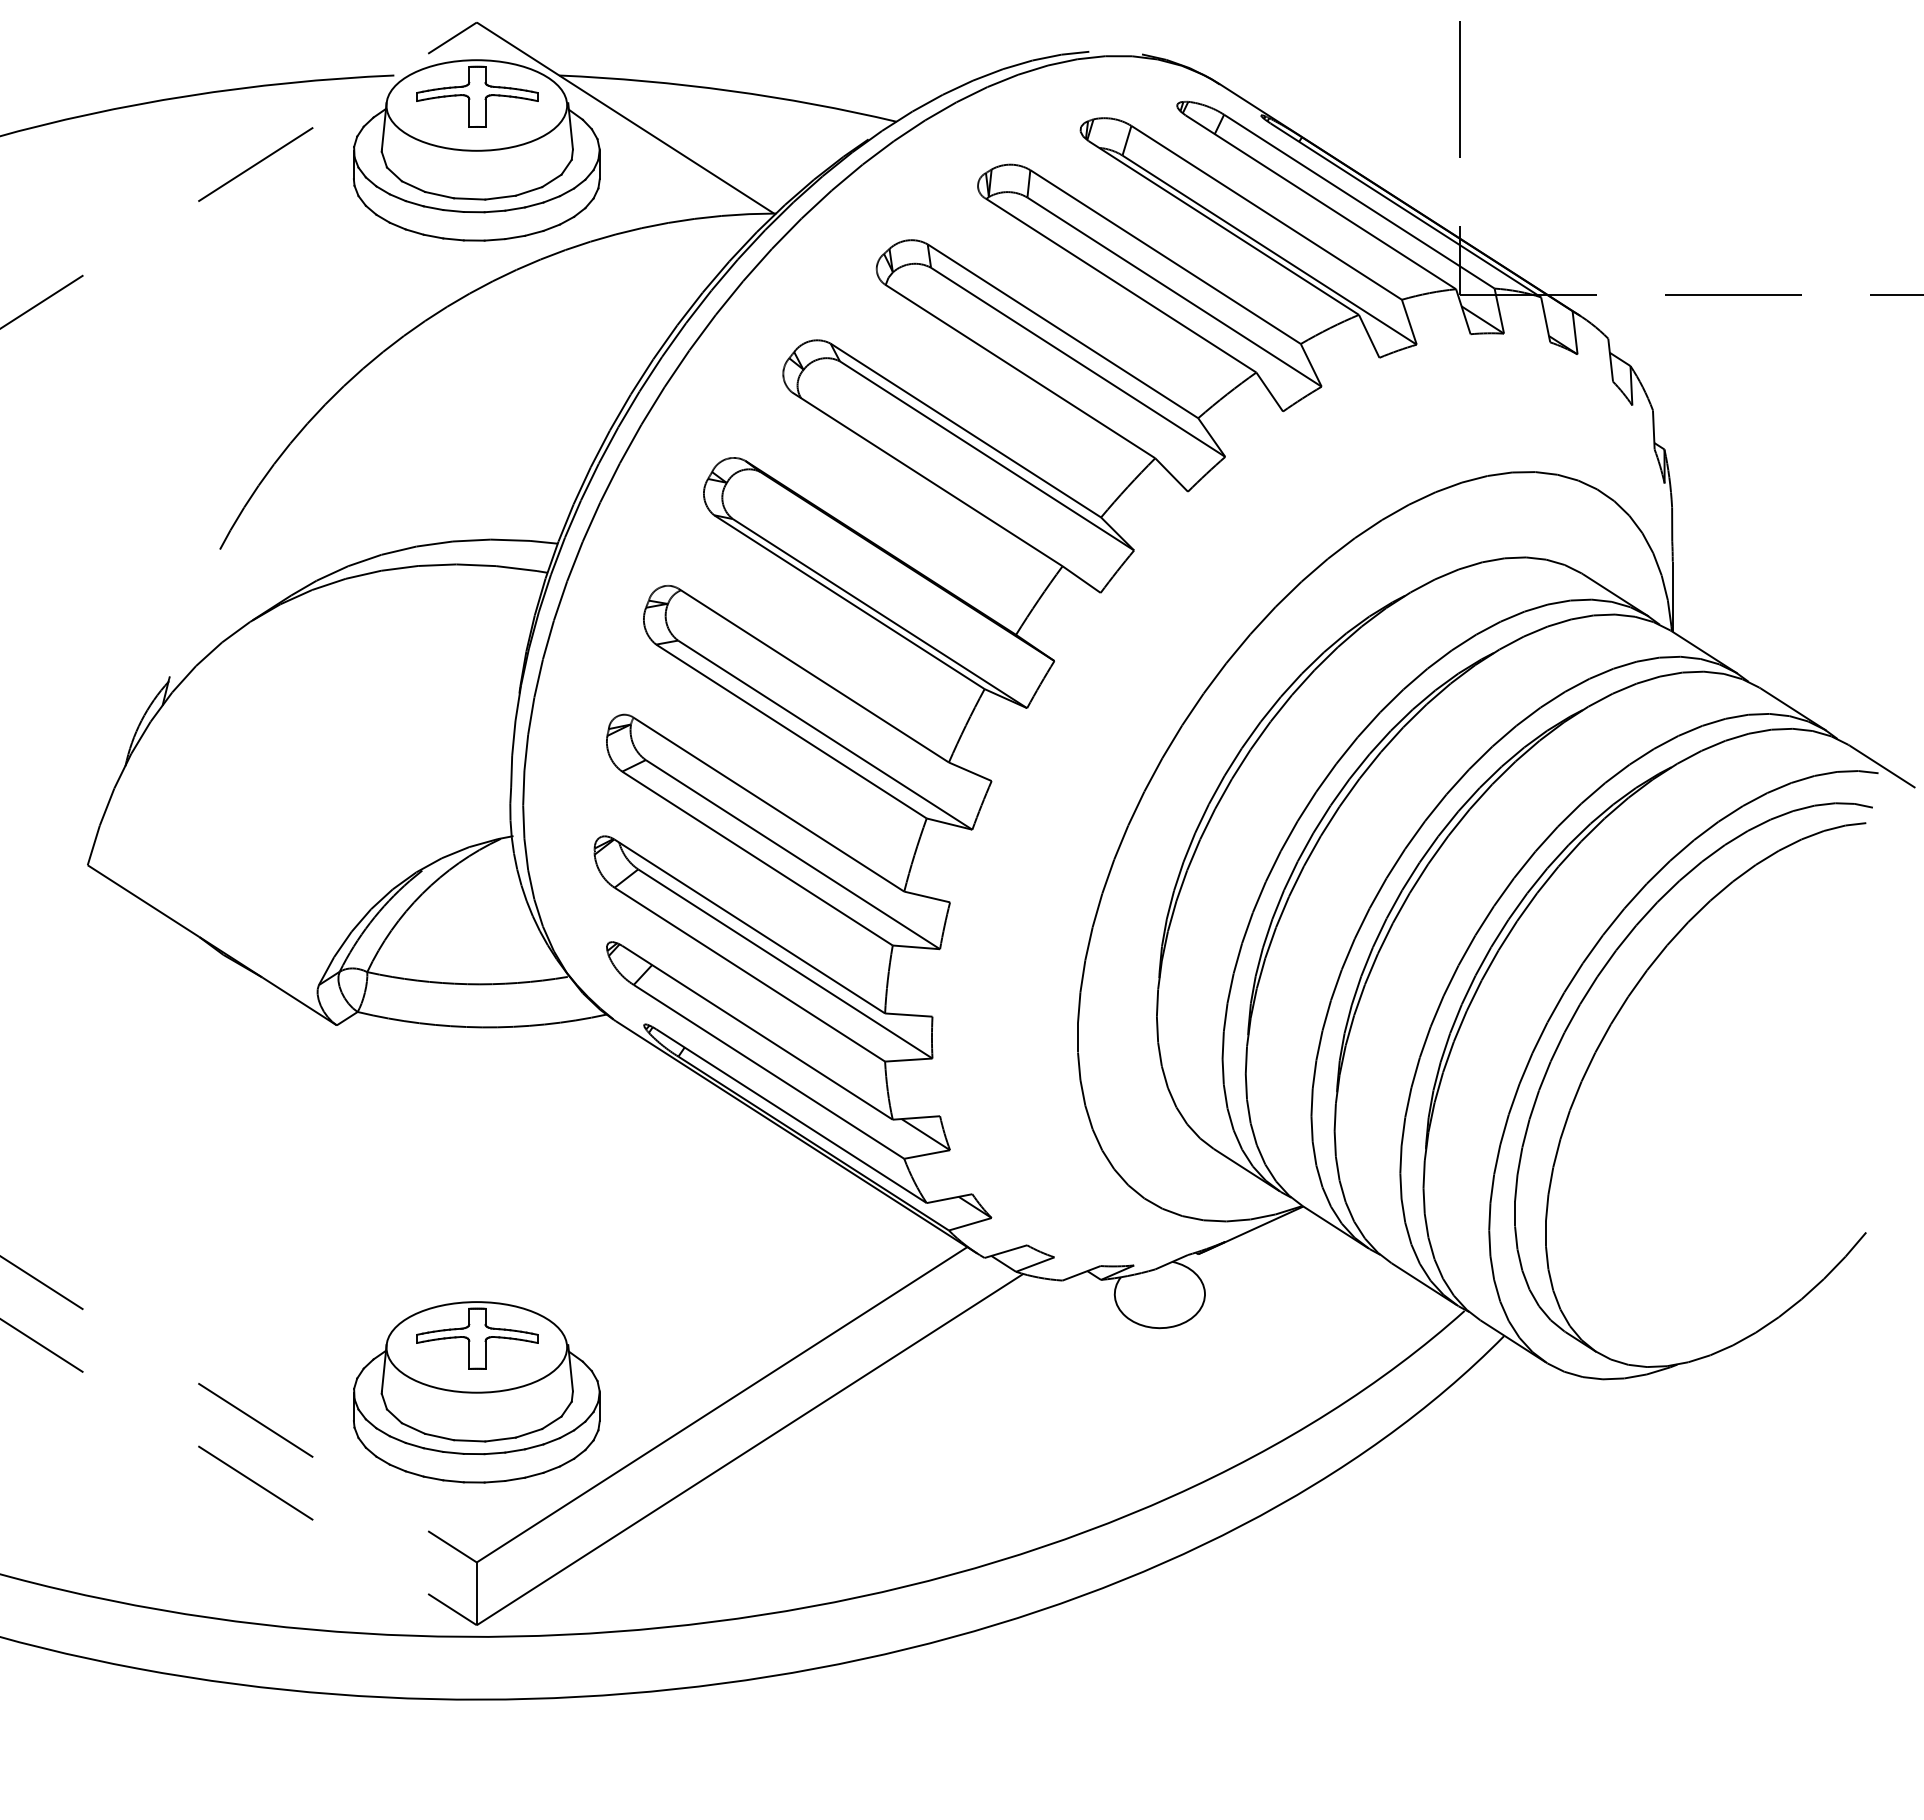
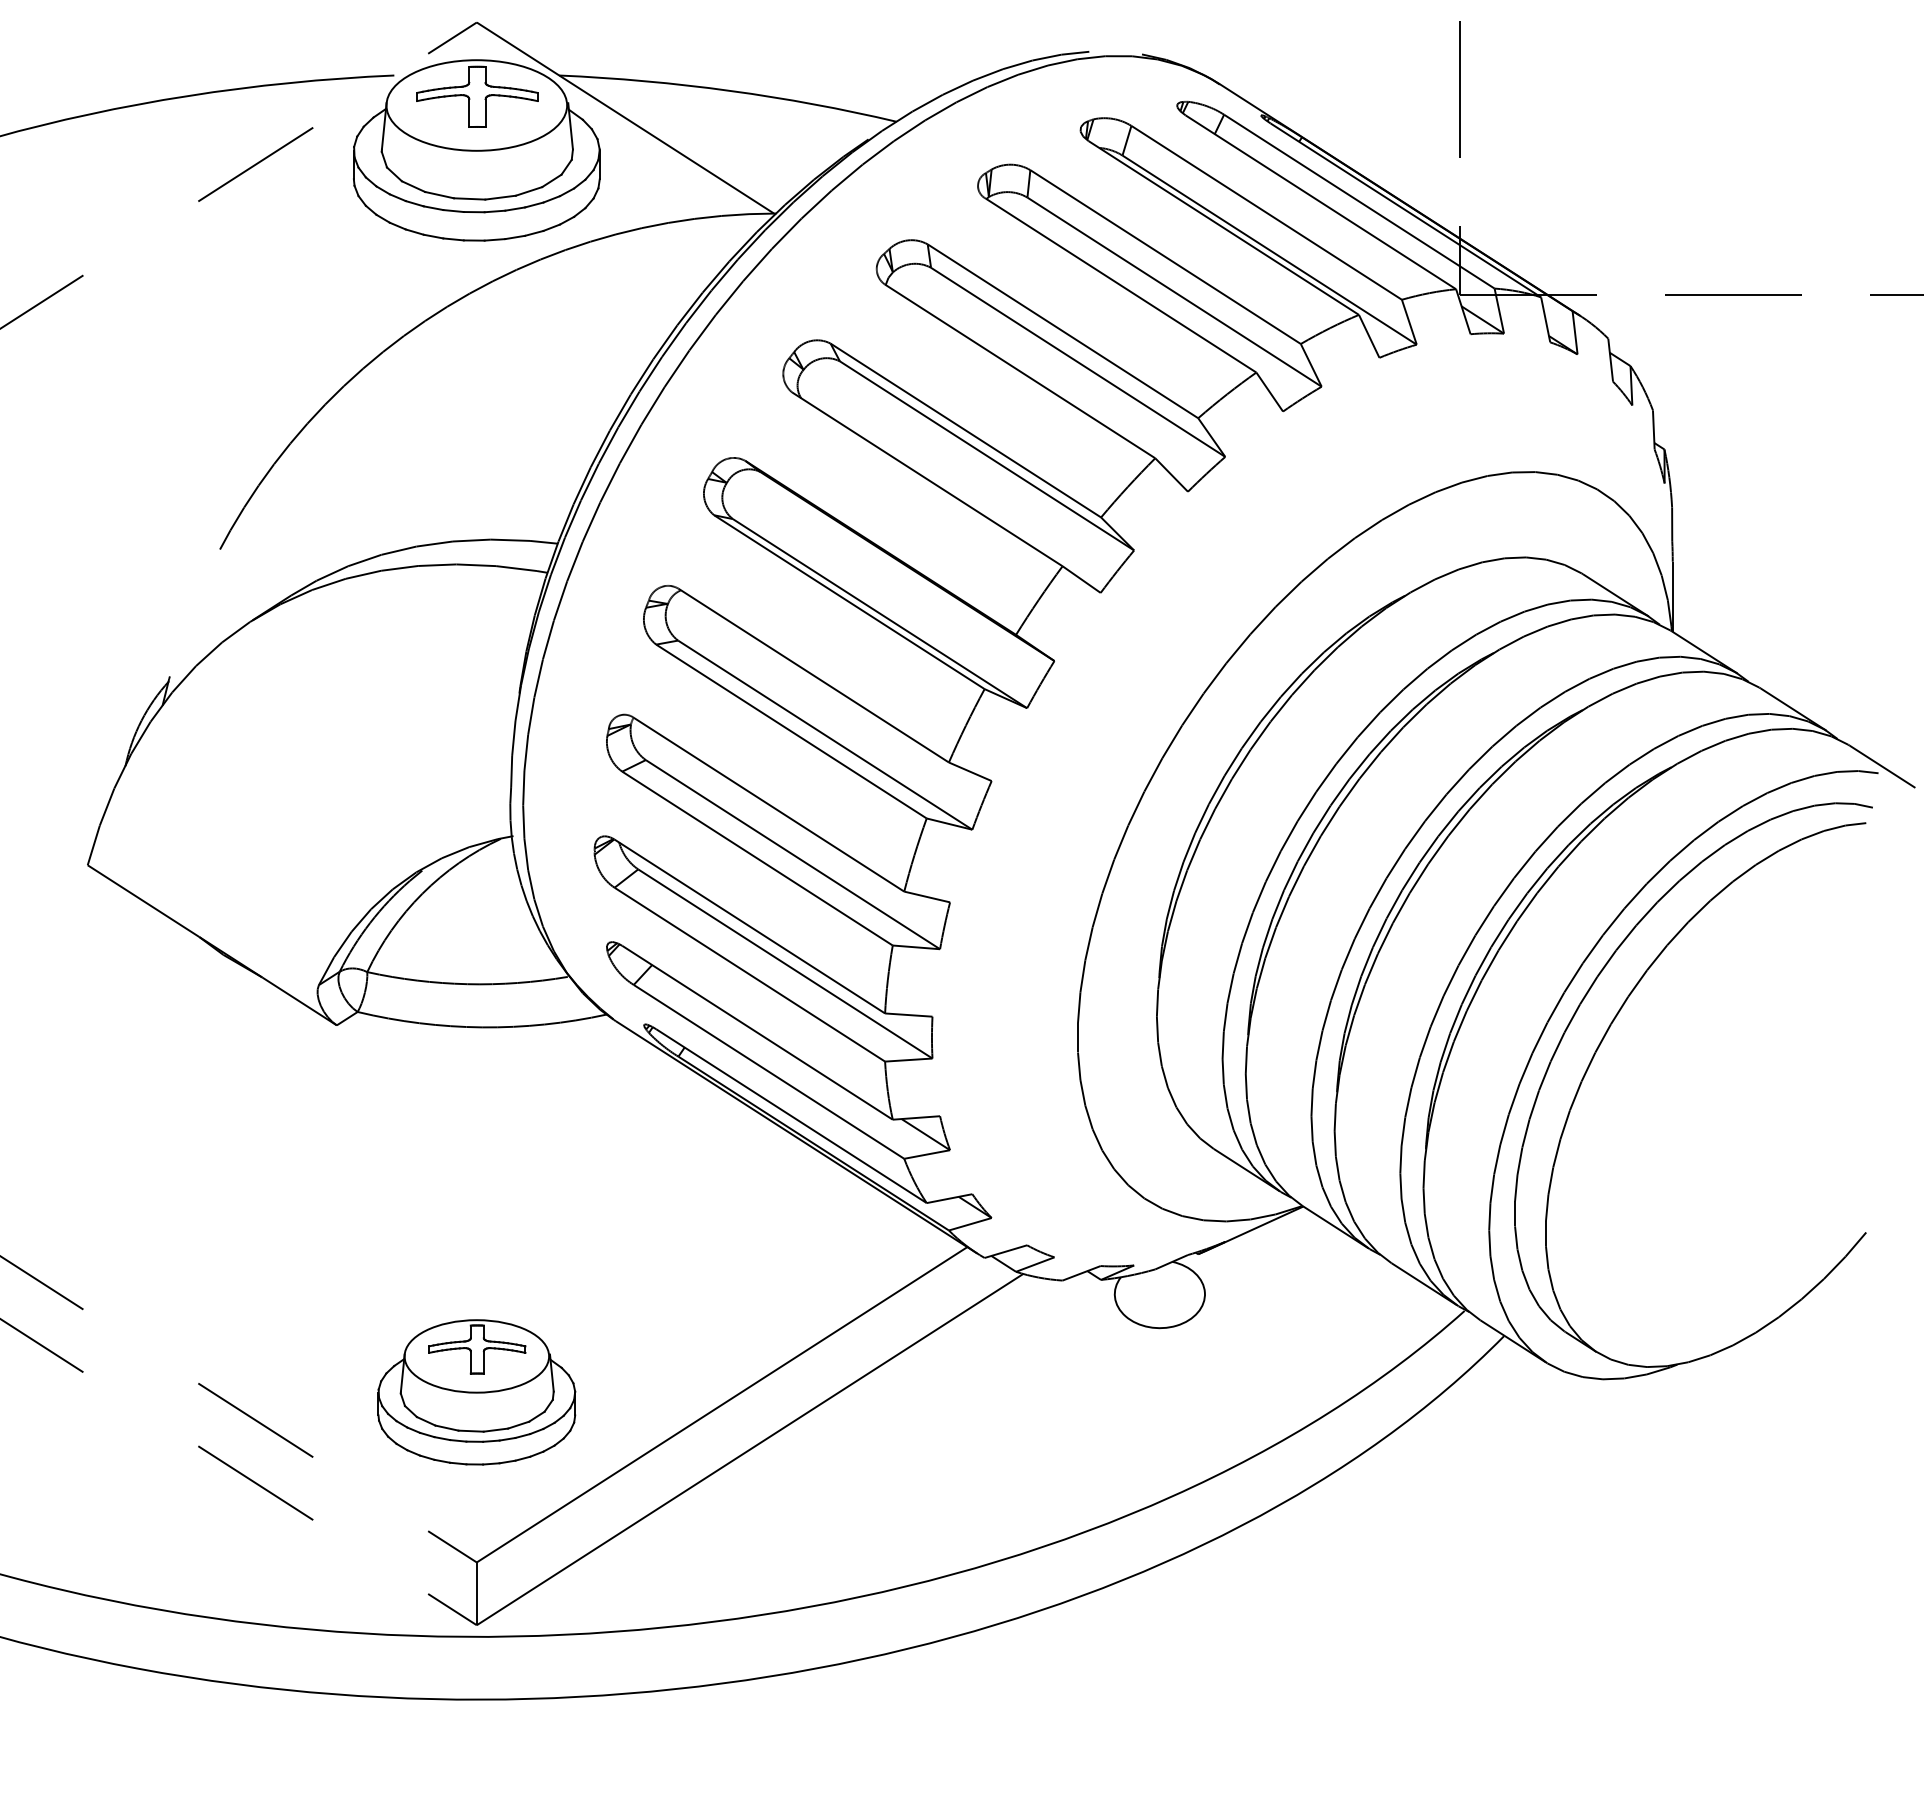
part size: 248x183 px -> 200x147 px (476, 1392)
